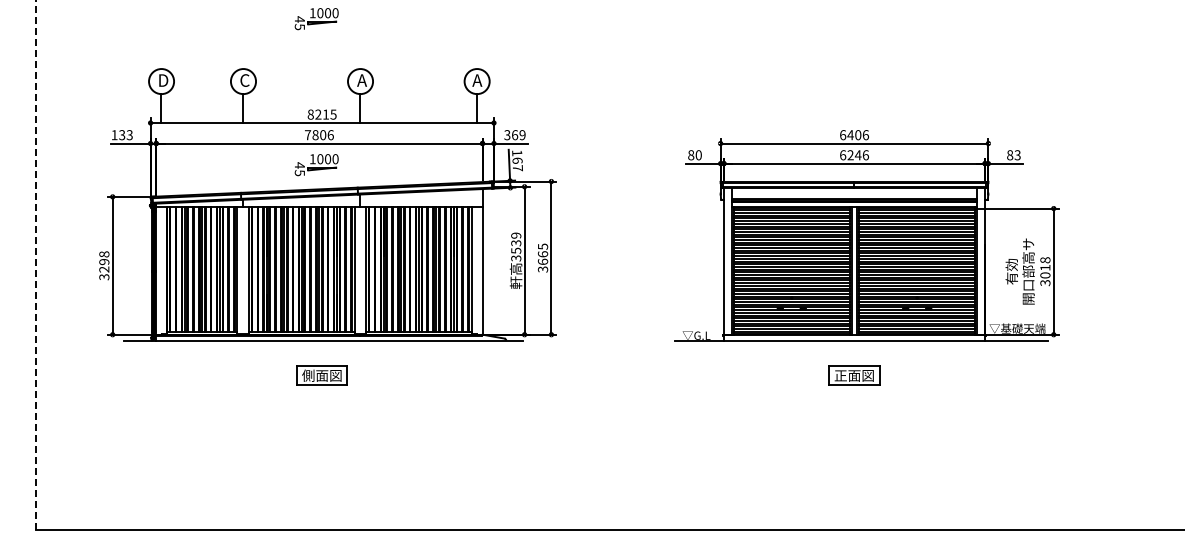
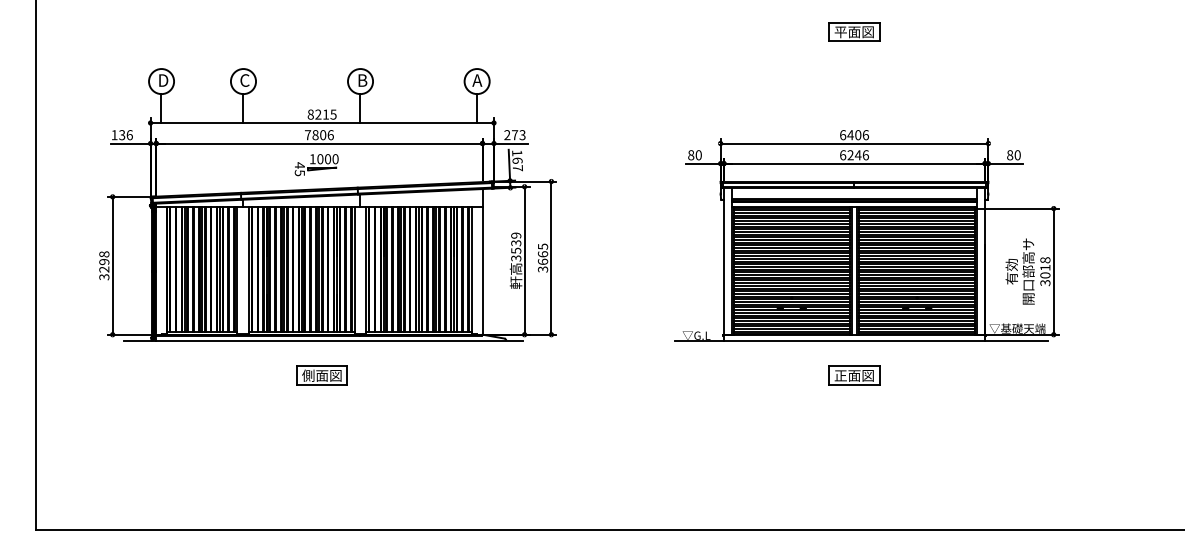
part: present -> none (316, 19)
part: none -> present (854, 31)
text: A -> B (362, 80)
text: 133 -> 136 (129, 135)
text: 369 -> 273 (514, 135)
text: 83 -> 80 (1017, 155)
line: dashed -> solid (35, 265)
